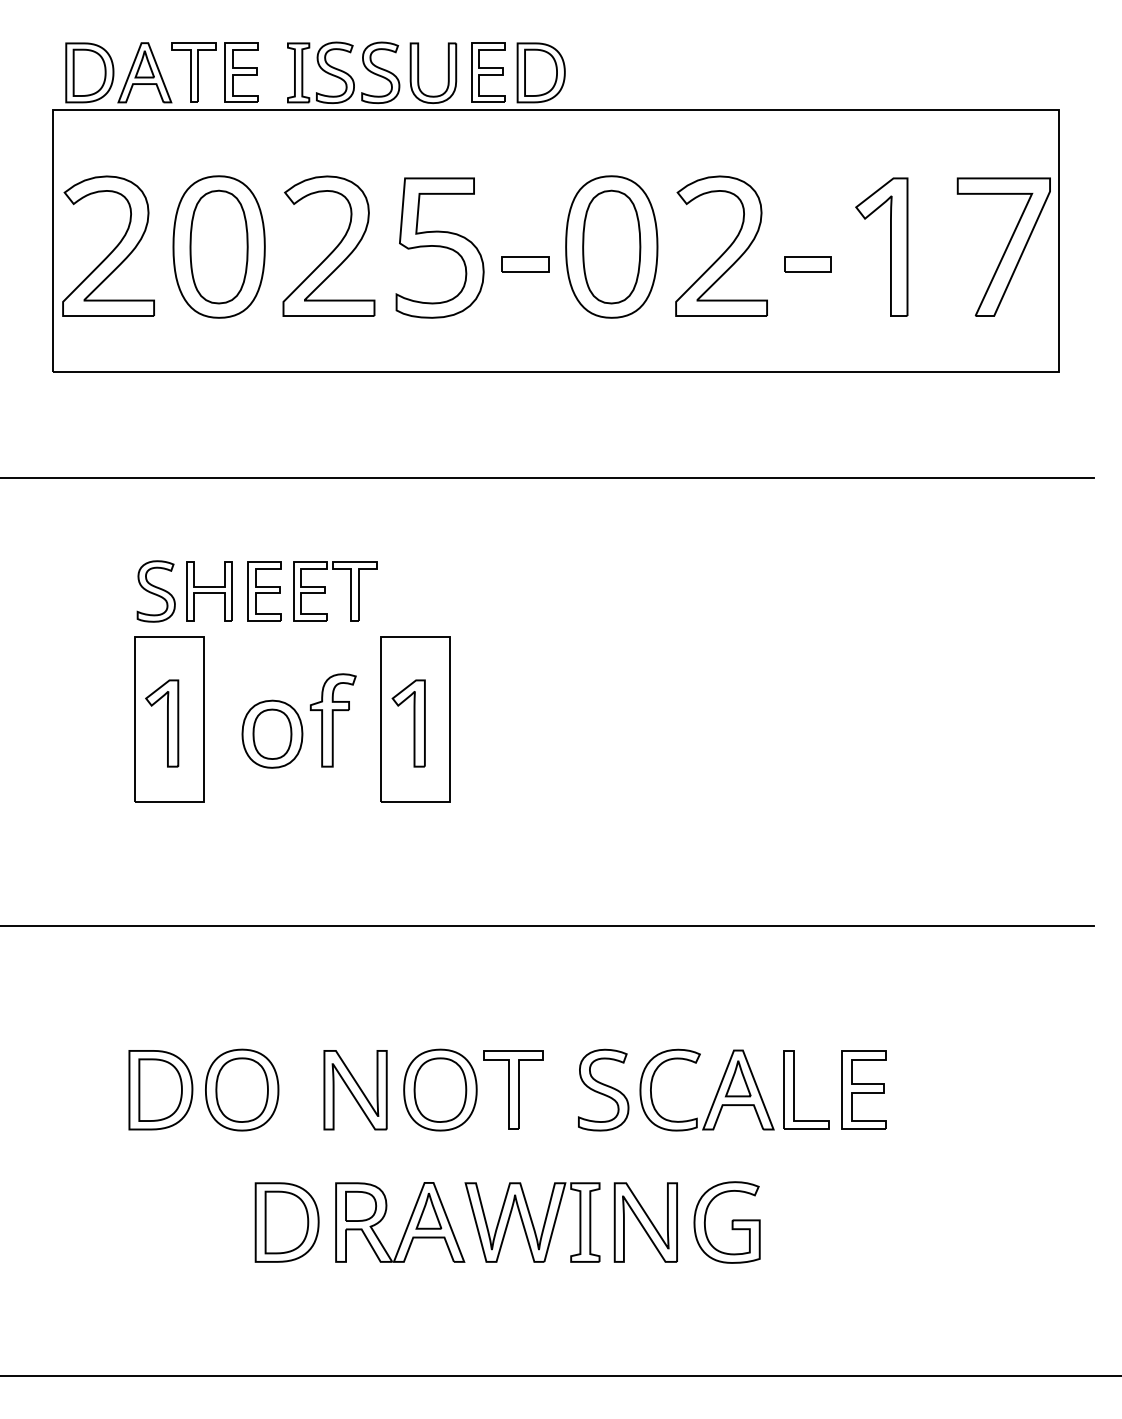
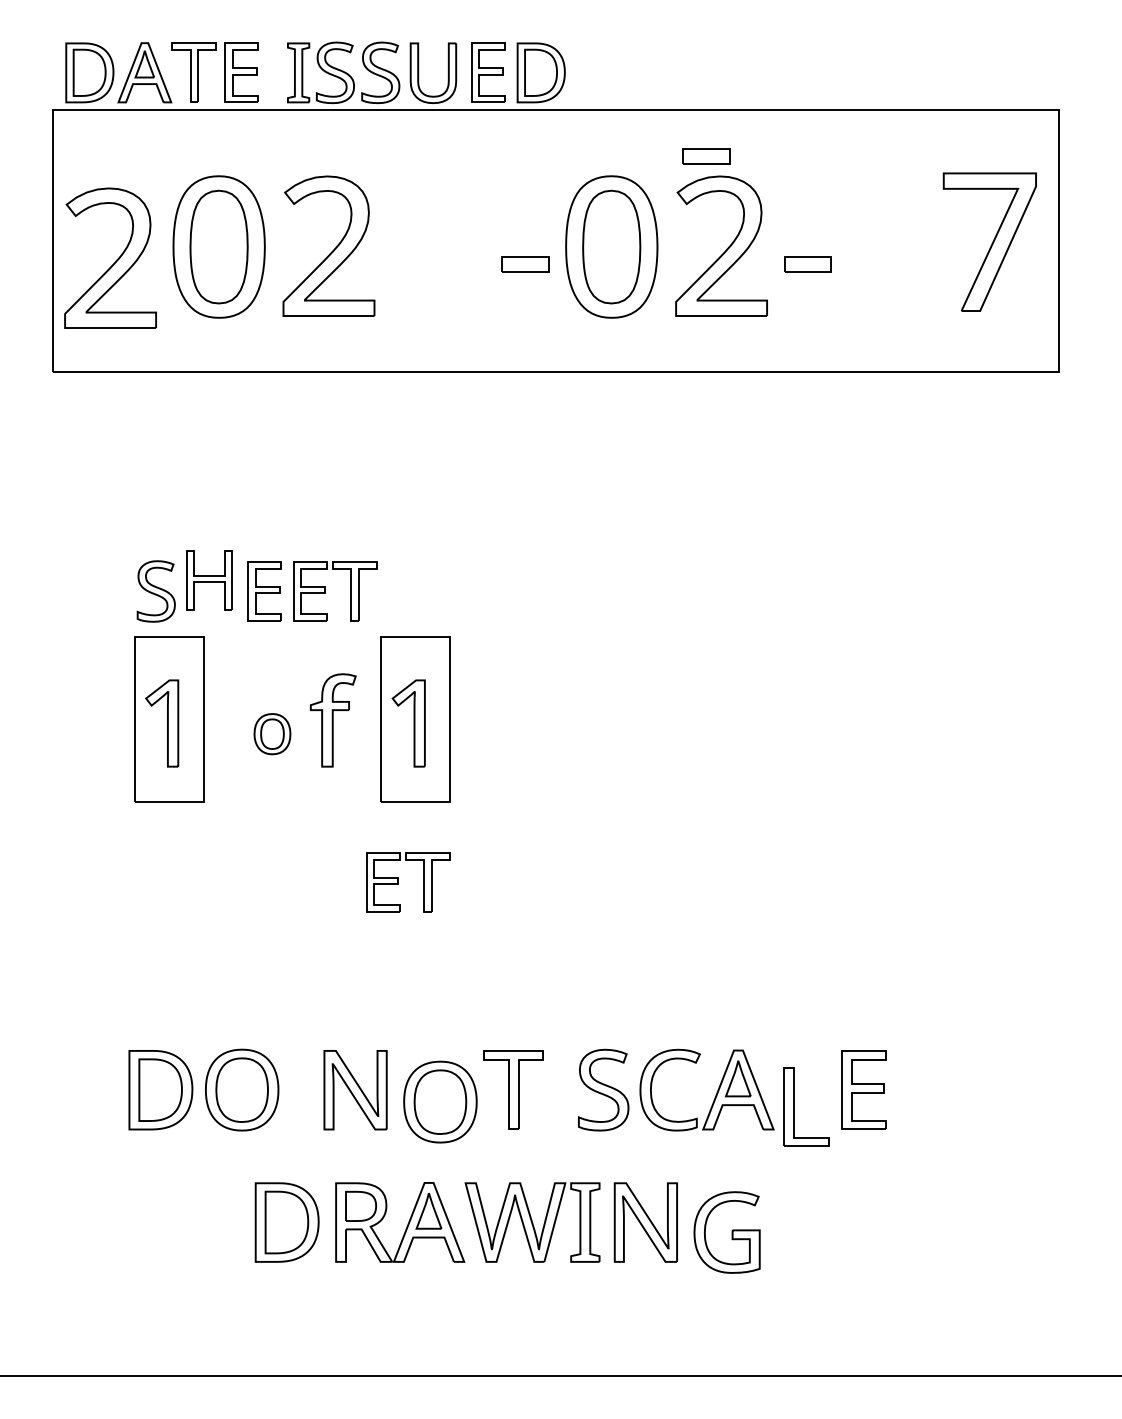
part: none -> present (706, 156)
part position: (108, 245) -> (110, 257) (110, 257)
part: present -> none (890, 246)
part position: (1003, 246) -> (989, 241) (989, 241)
part: present -> none (439, 247)
line: present -> none (548, 478)
part position: (209, 591) -> (209, 580) (209, 580)
part size: 63x70 px -> 39x43 px (272, 734)
part: none -> present (398, 882)
line: present -> none (548, 926)
part position: (440, 1089) -> (440, 1101) (440, 1101)
part position: (794, 1089) -> (794, 1106) (794, 1106)
part position: (726, 1222) -> (726, 1232) (726, 1232)
